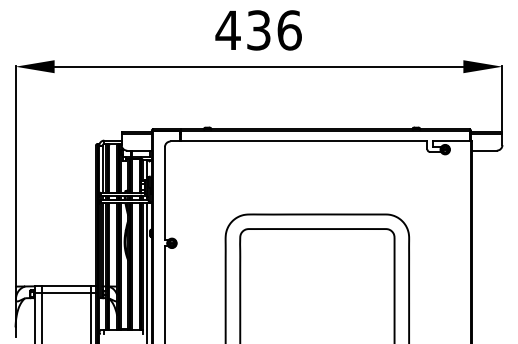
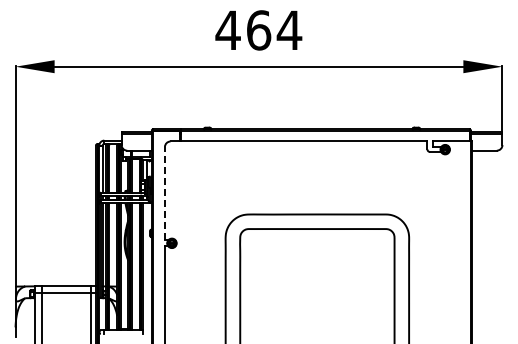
text: 436 -> 464 (274, 30)
line: solid -> dashed (164, 193)
line: present -> none (147, 271)
